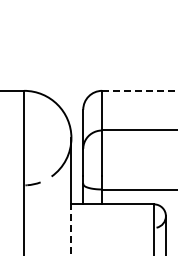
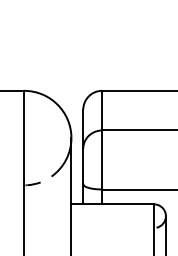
line: dashed -> solid (139, 90)
line: dashed -> solid (71, 229)
